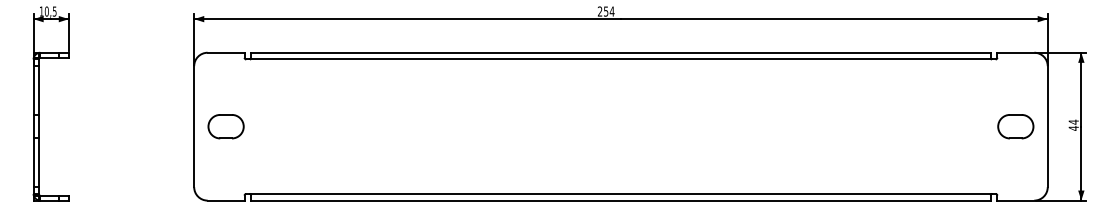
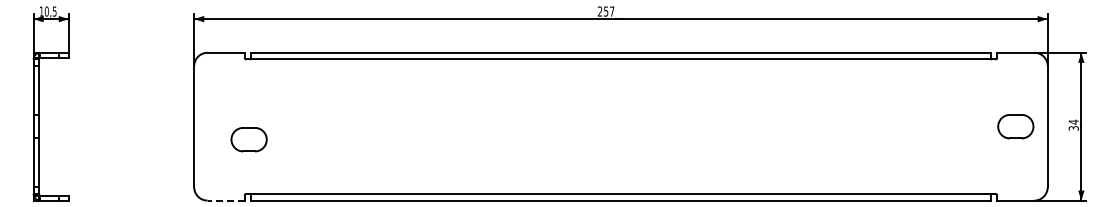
text: 254 -> 257 (611, 11)
part position: (225, 126) -> (248, 139) (248, 139)
text: 44 -> 34 (1073, 127)
line: solid -> dashed (225, 200)
